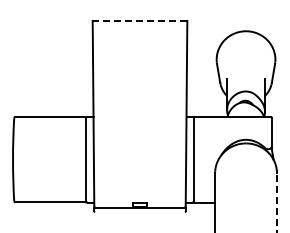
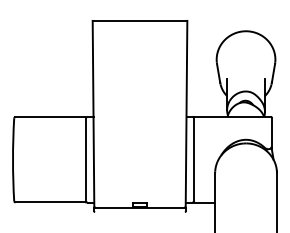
line: dashed -> solid (139, 20)
line: dashed -> solid (276, 202)
